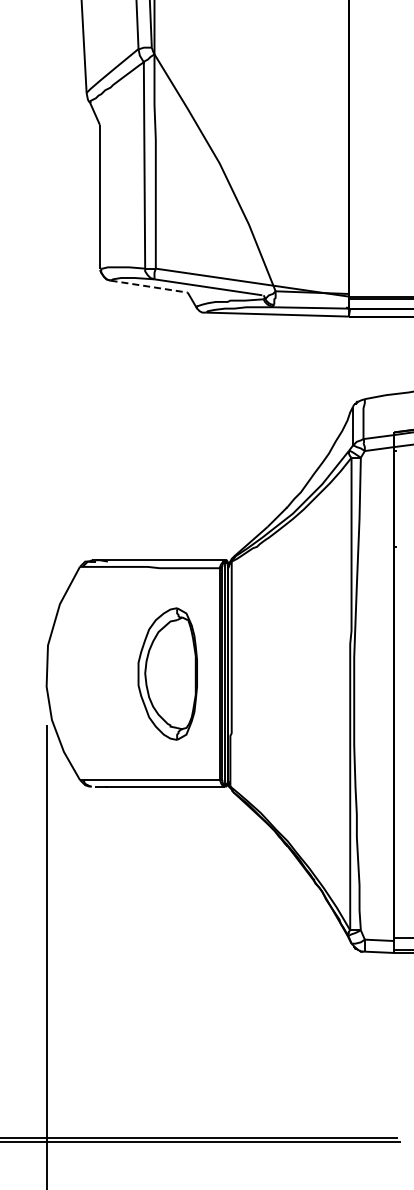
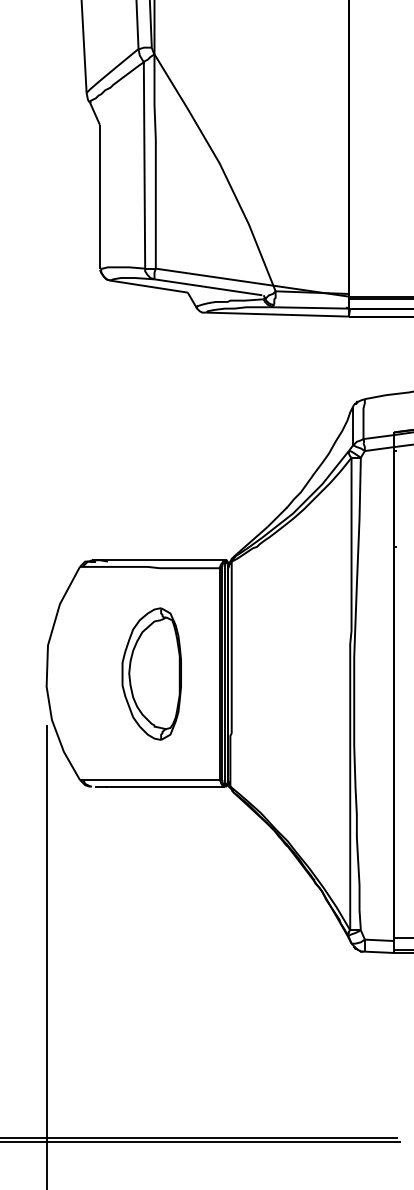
line: dashed -> solid (149, 286)
part position: (167, 673) -> (151, 673) (151, 673)
